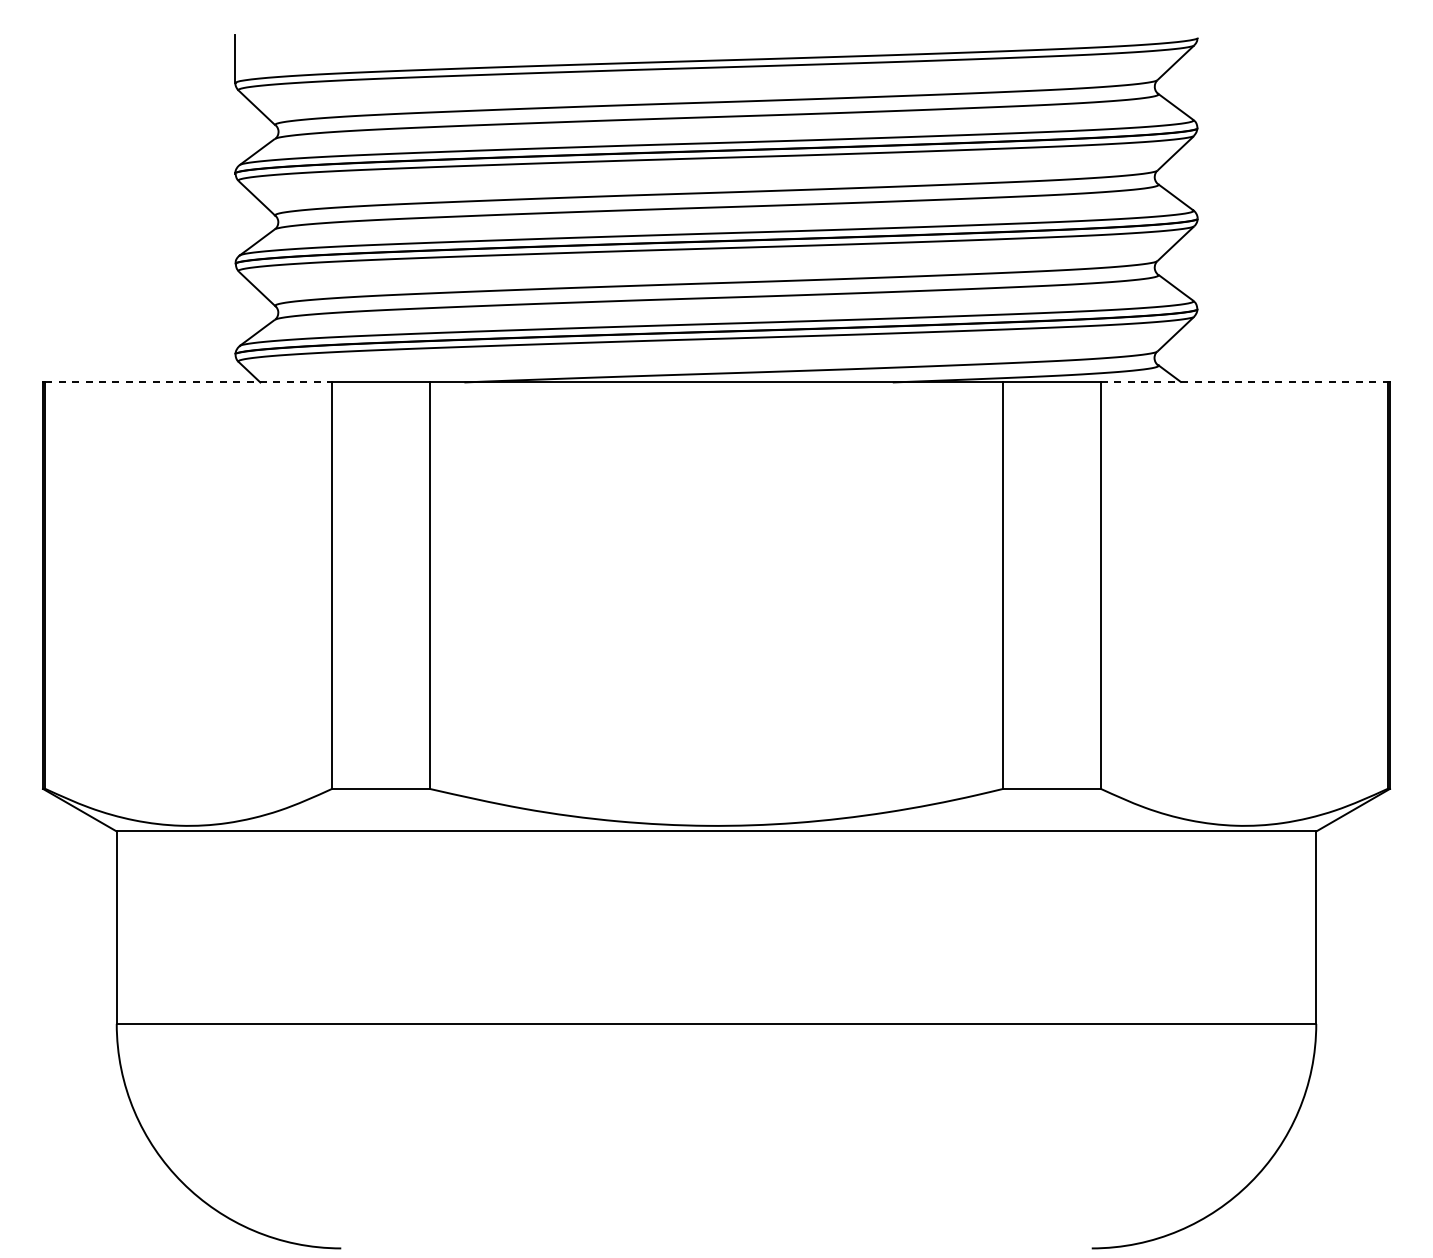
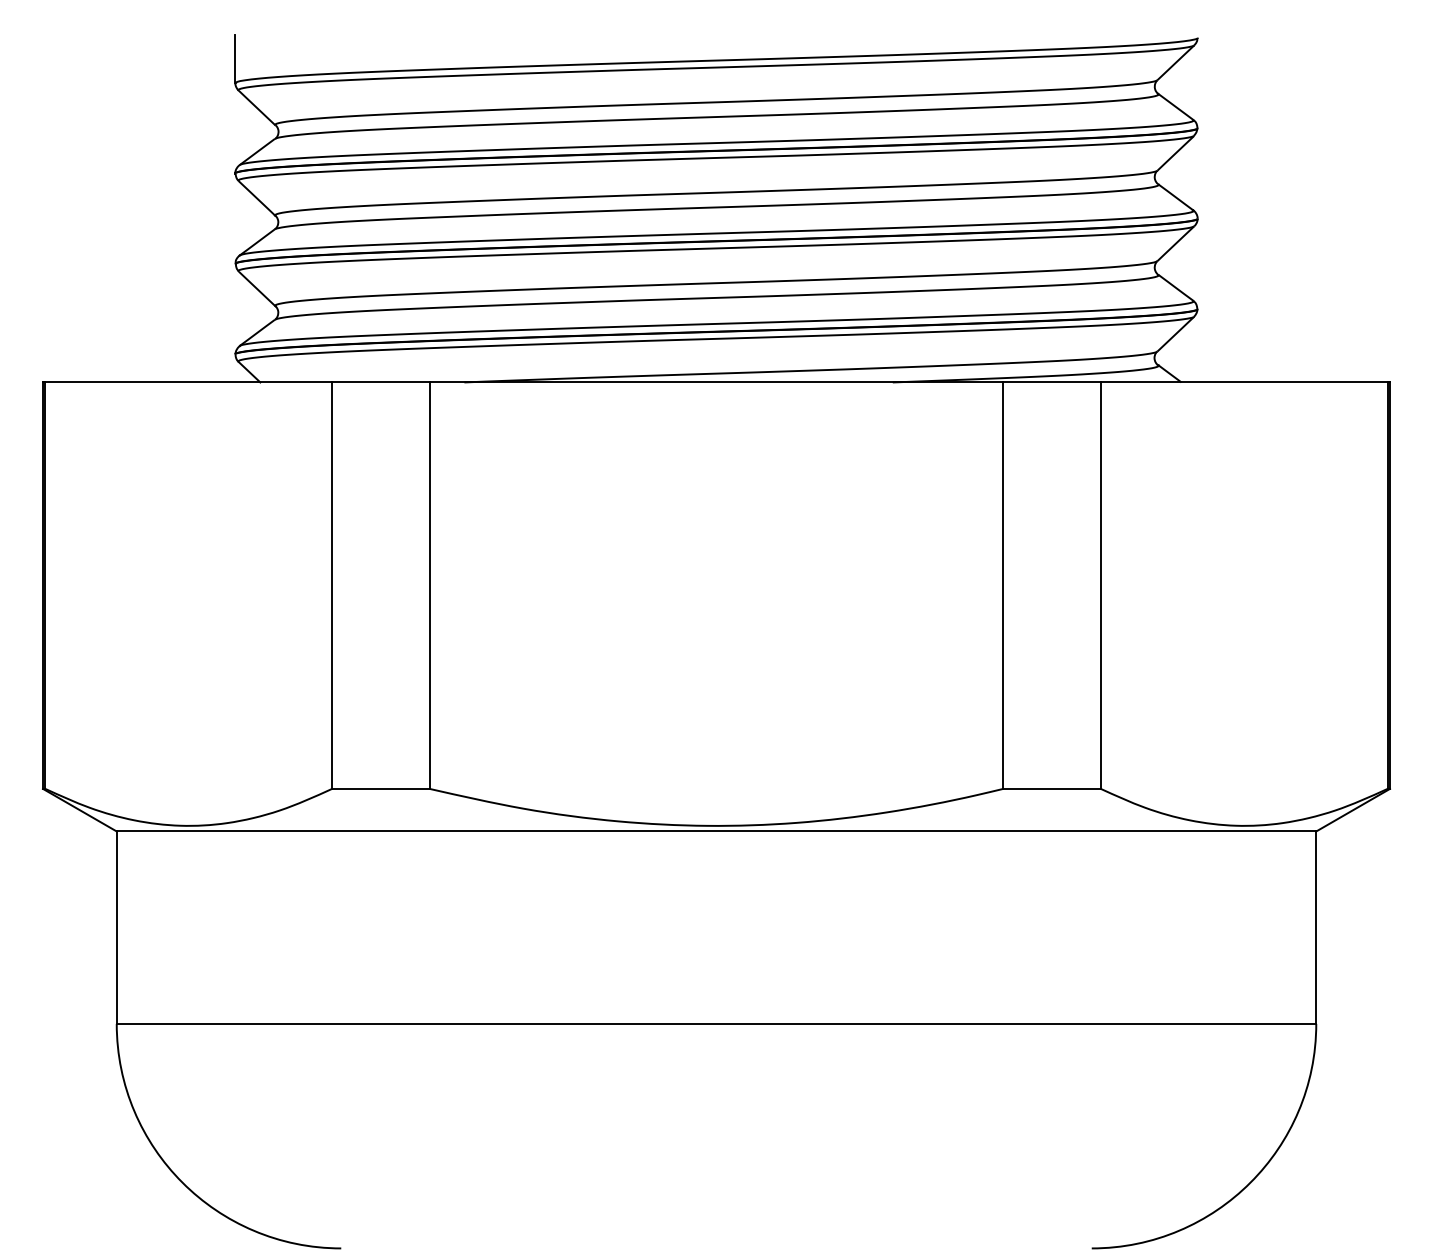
line: dashed -> solid (189, 382)
line: dashed -> solid (1244, 382)
